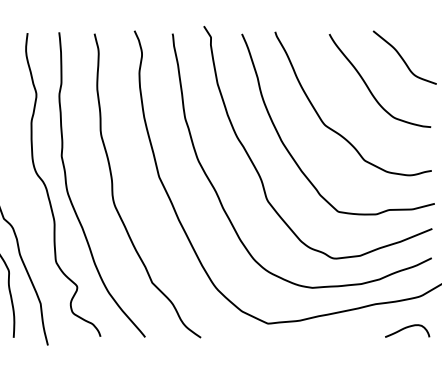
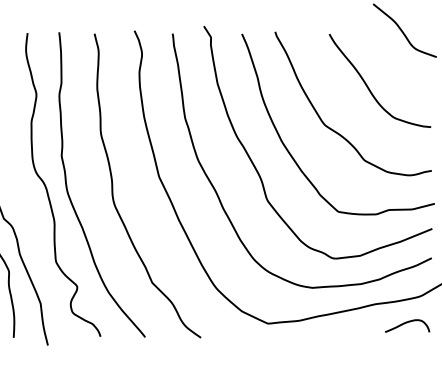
curve position: (403, 58) -> (403, 31) (403, 31)
curve position: (407, 328) -> (407, 323) (407, 323)
